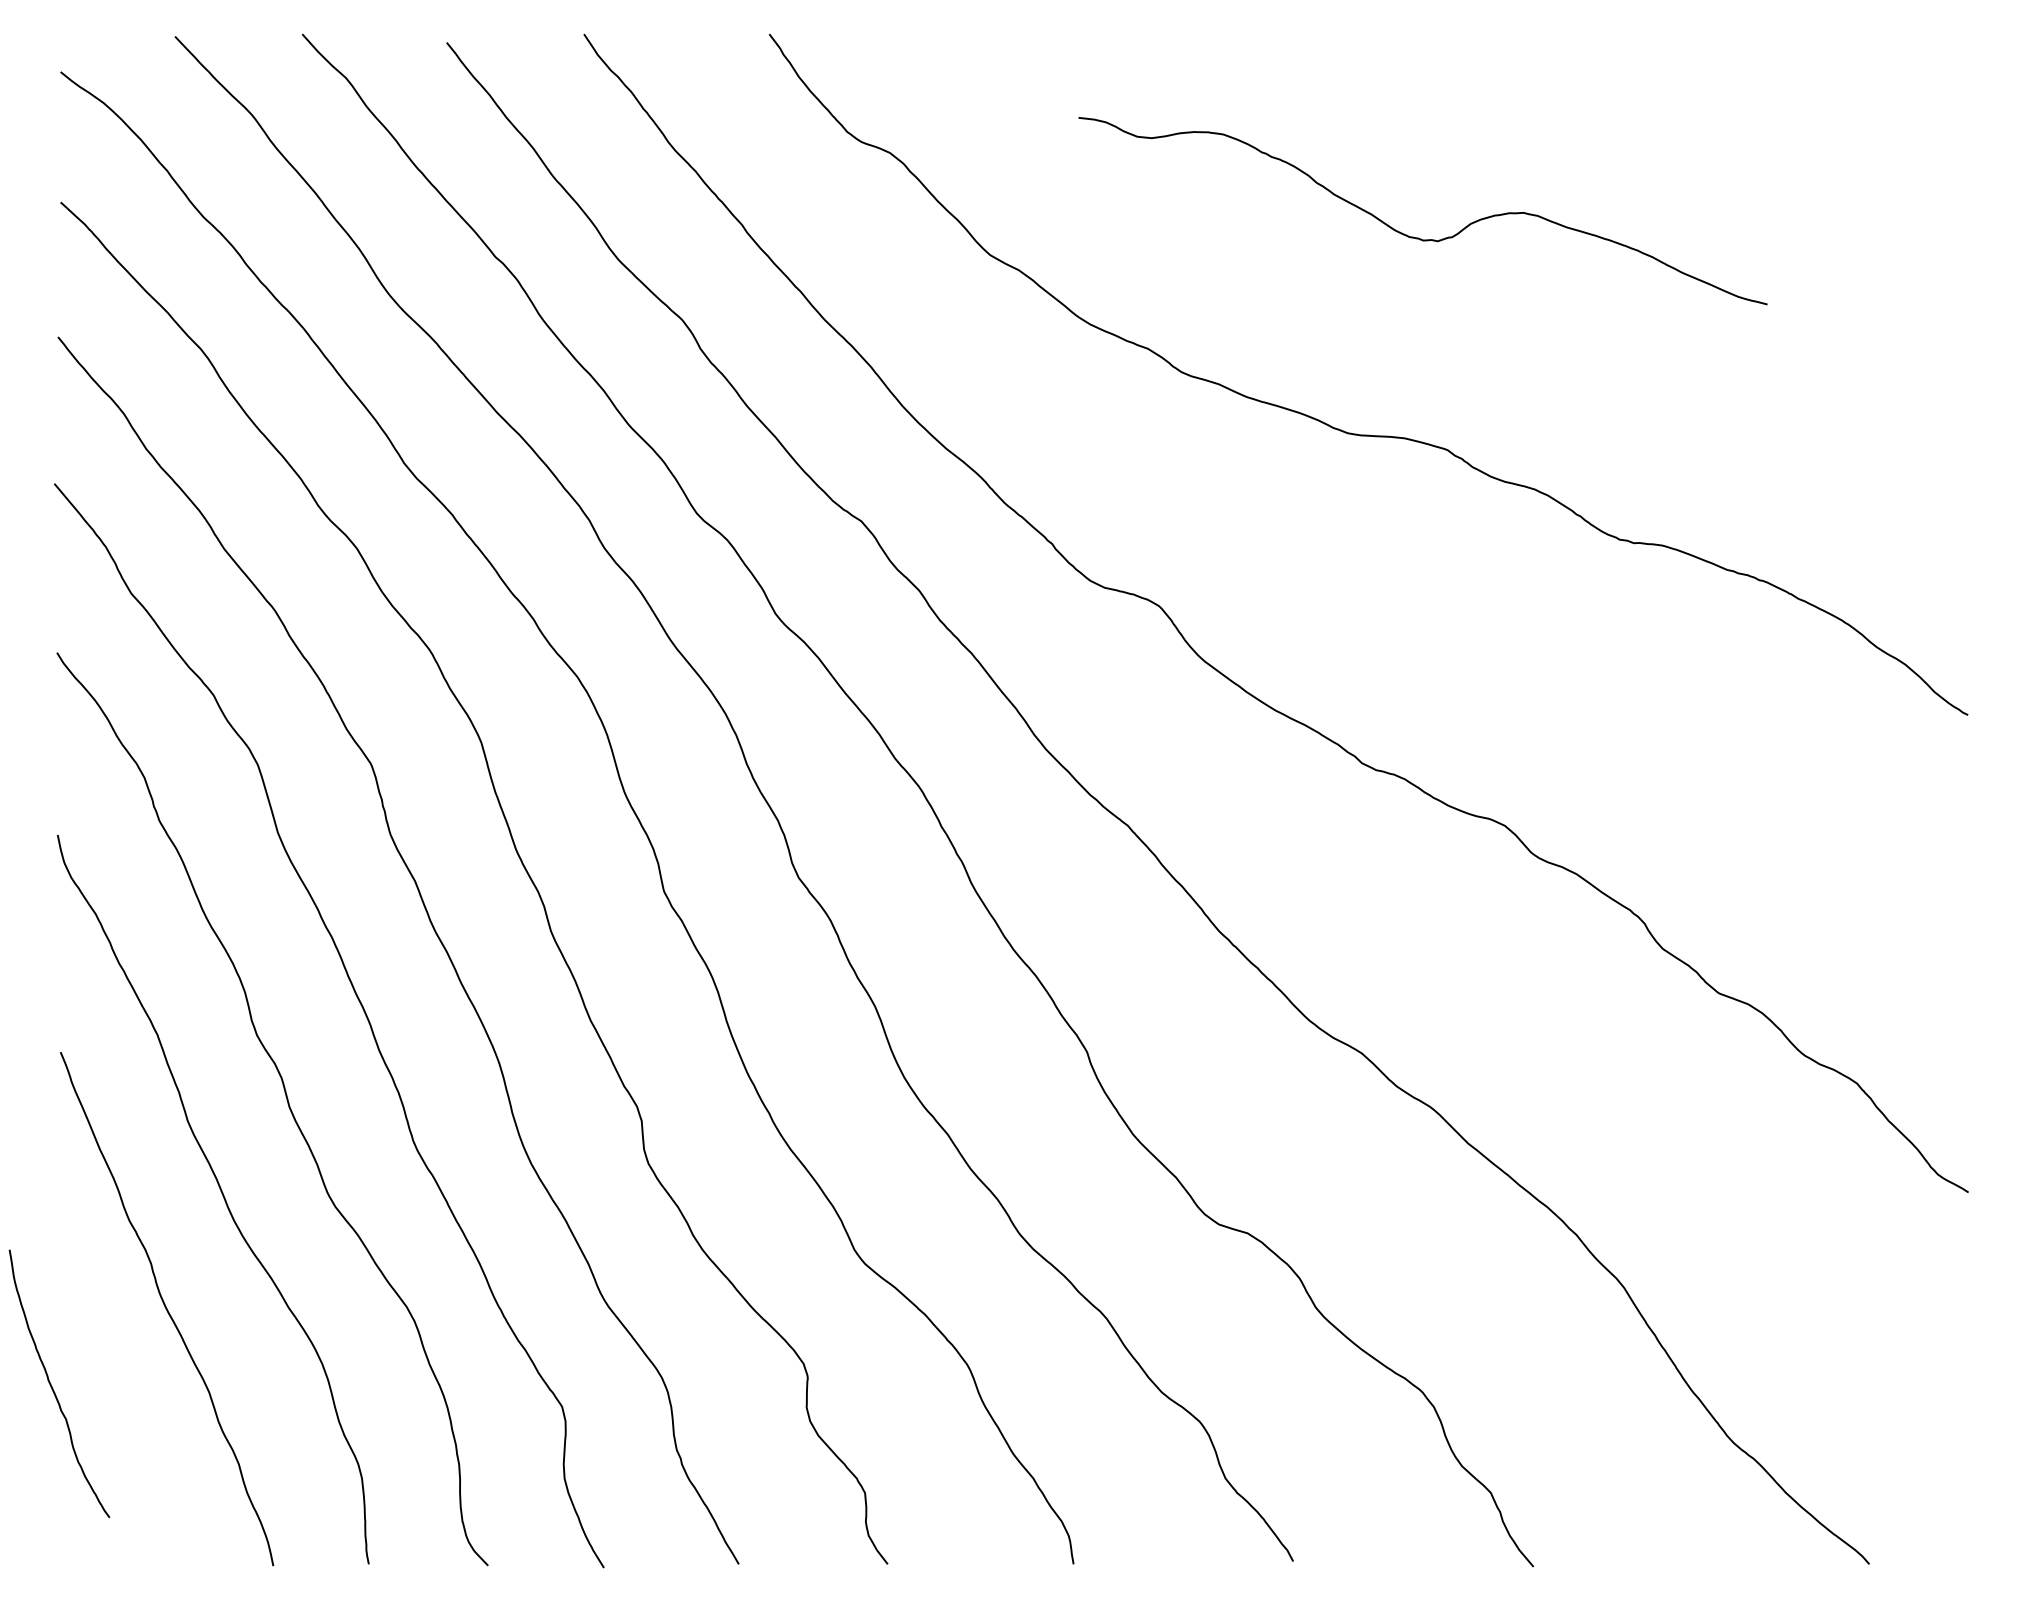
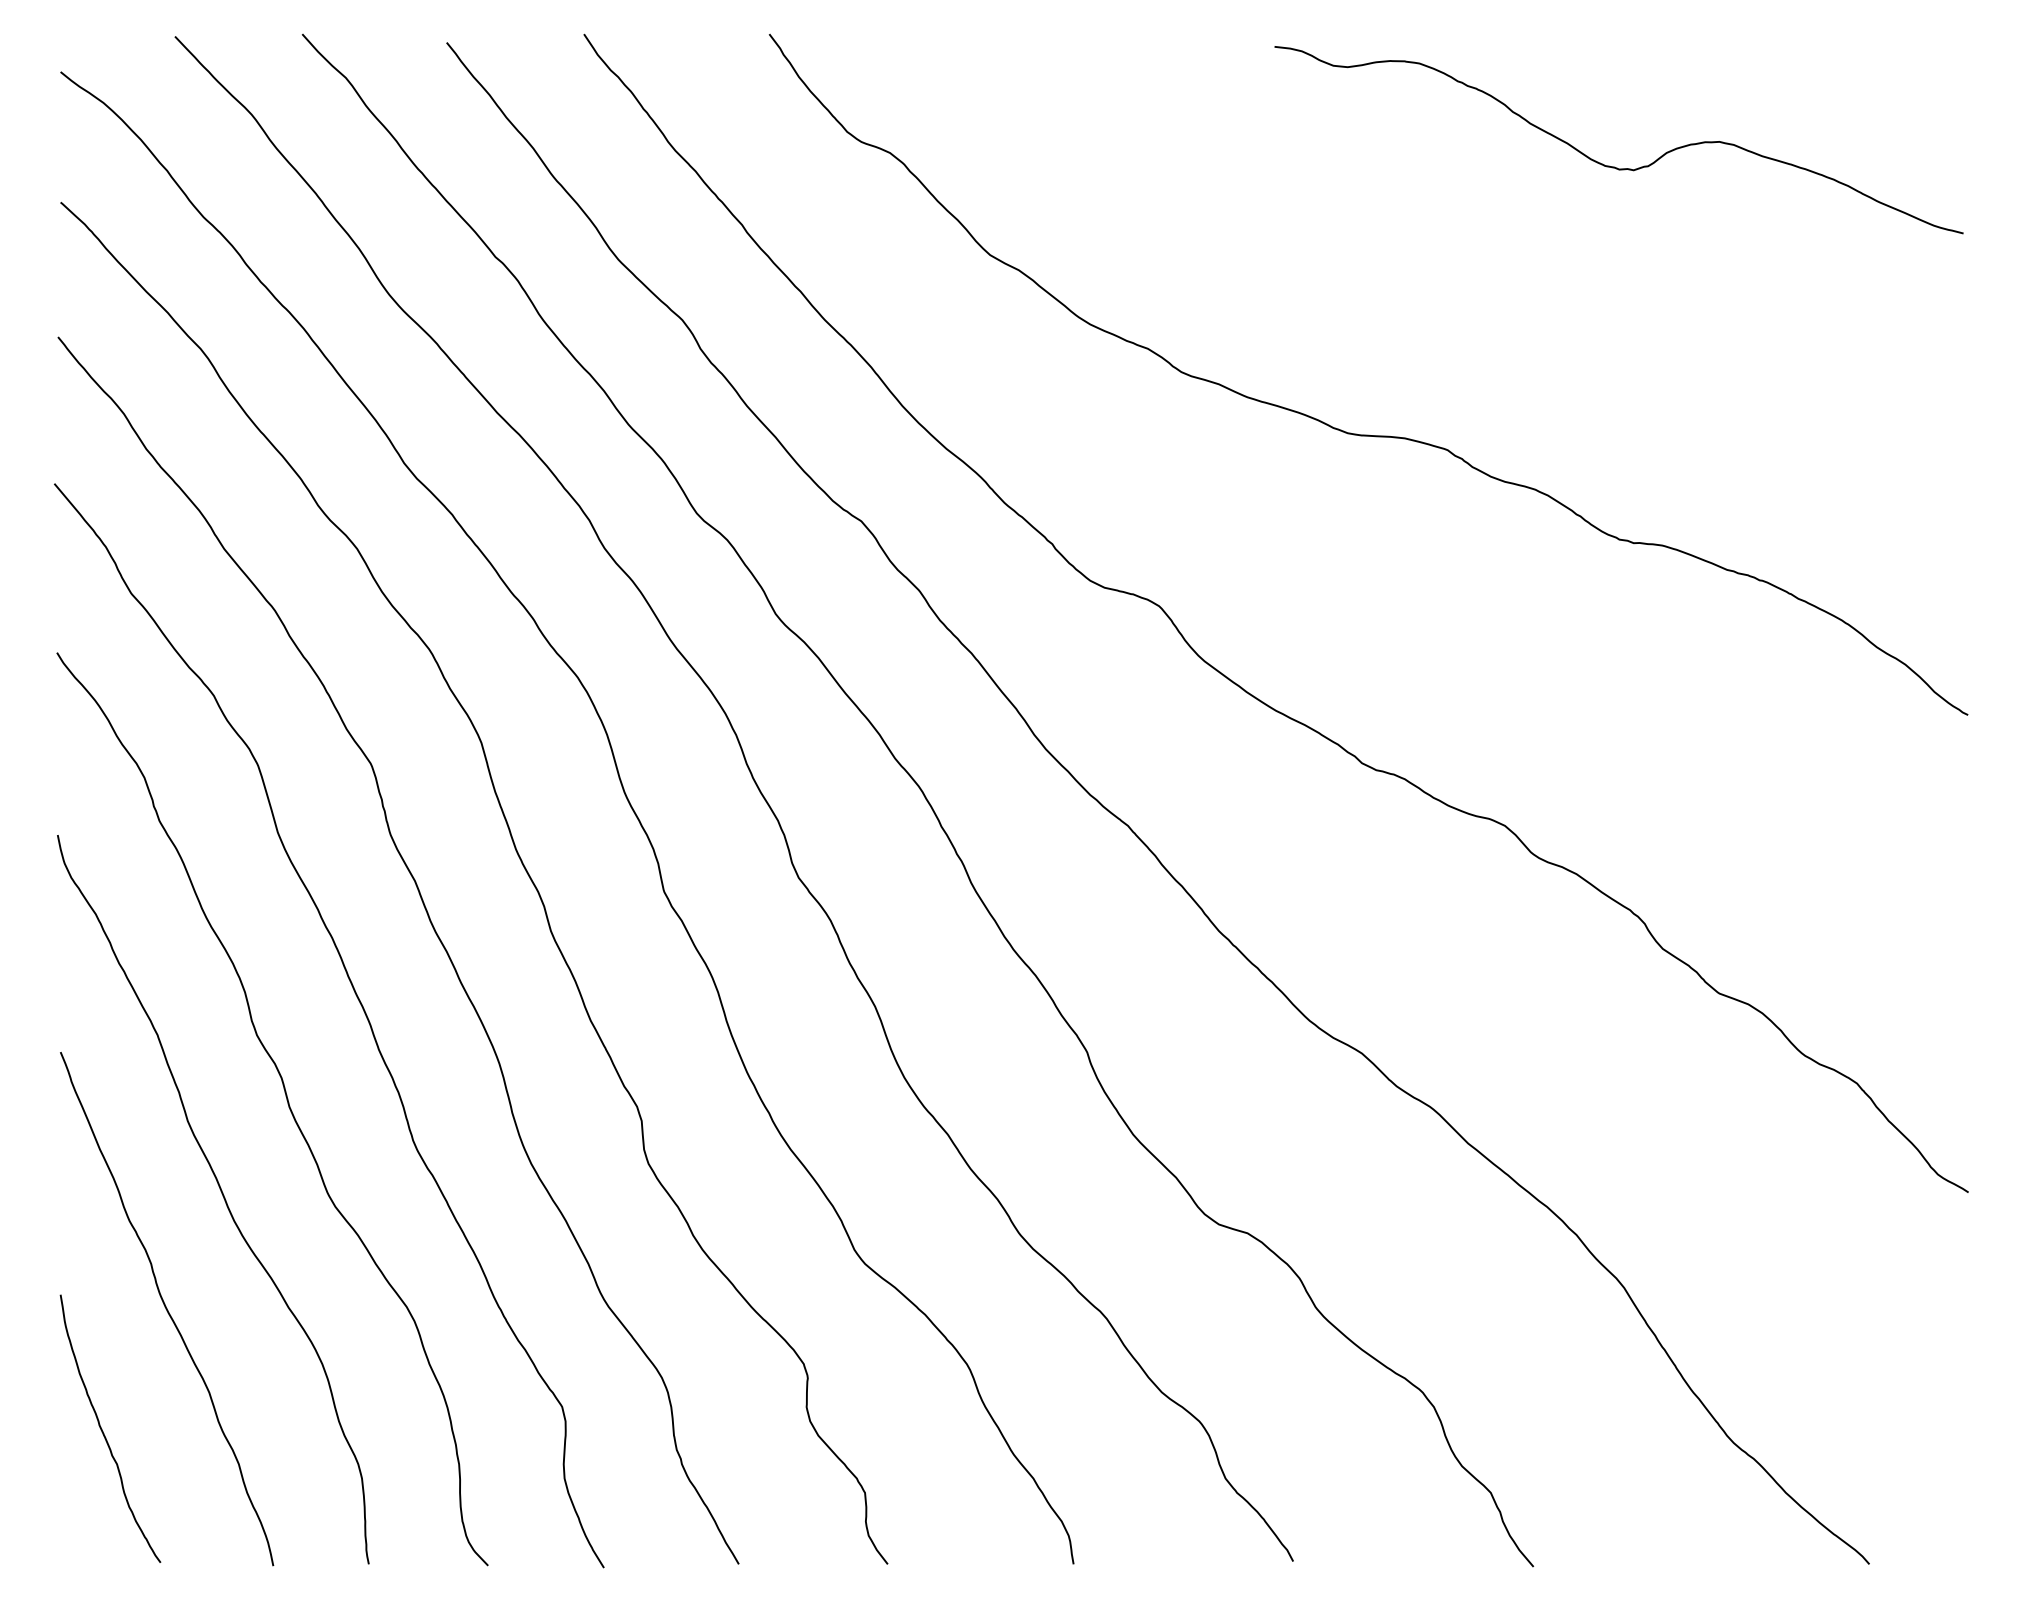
curve position: (1418, 237) -> (1614, 166) (1614, 166)
curve position: (52, 1386) -> (103, 1431) (103, 1431)
